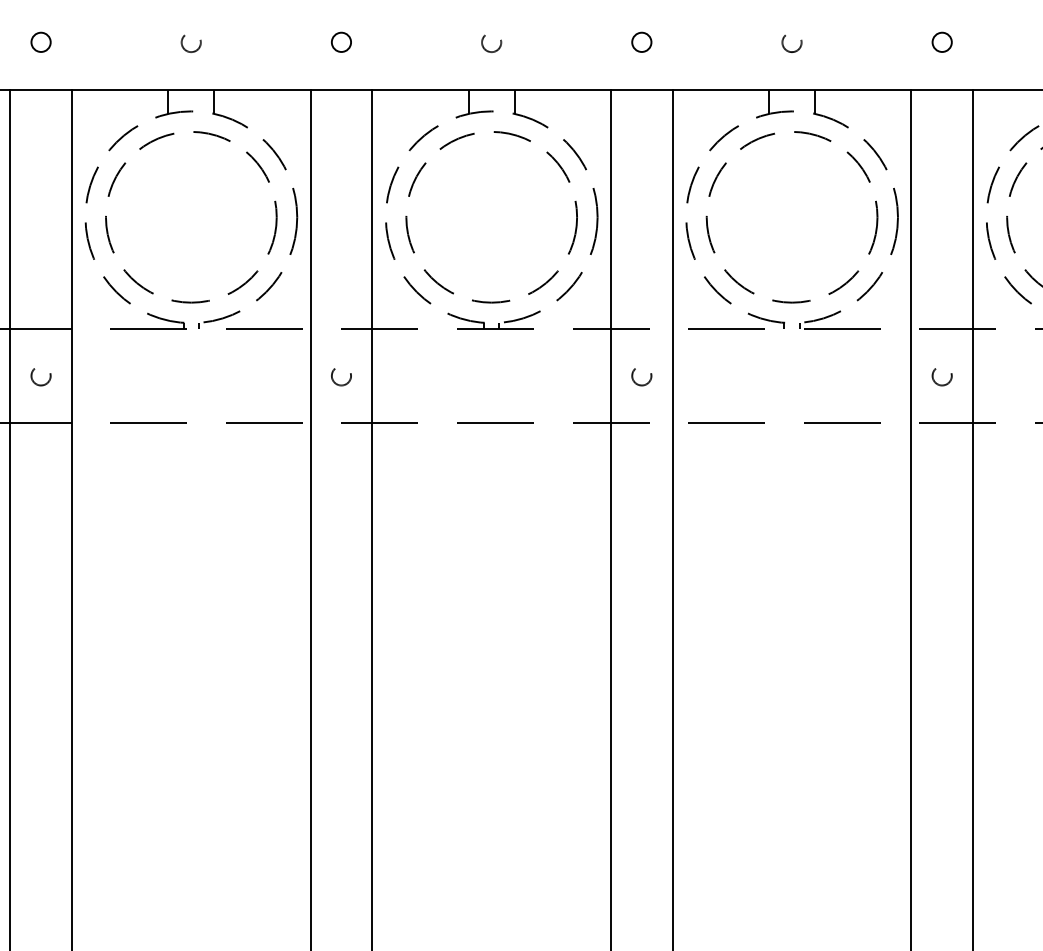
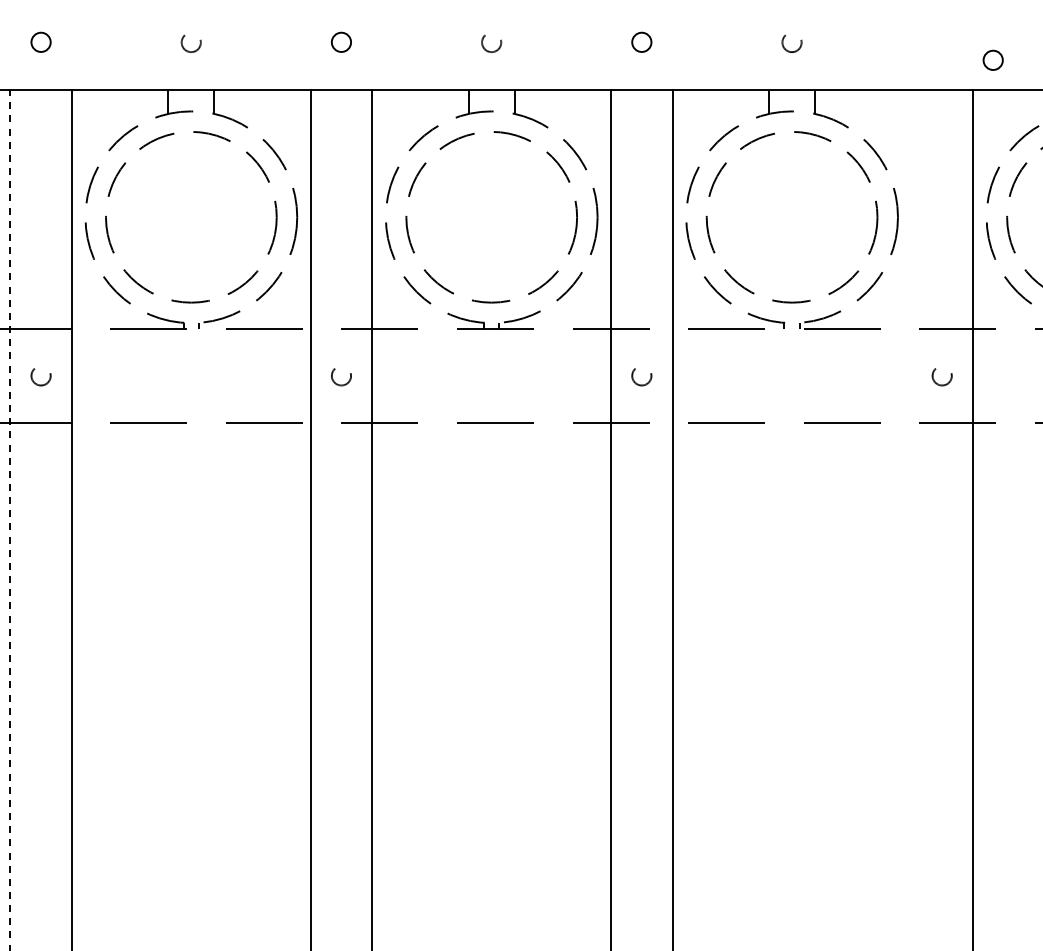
circle position: (941, 41) -> (992, 59) (992, 59)
line: present -> none (911, 518)
line: solid -> dashed (10, 519)
